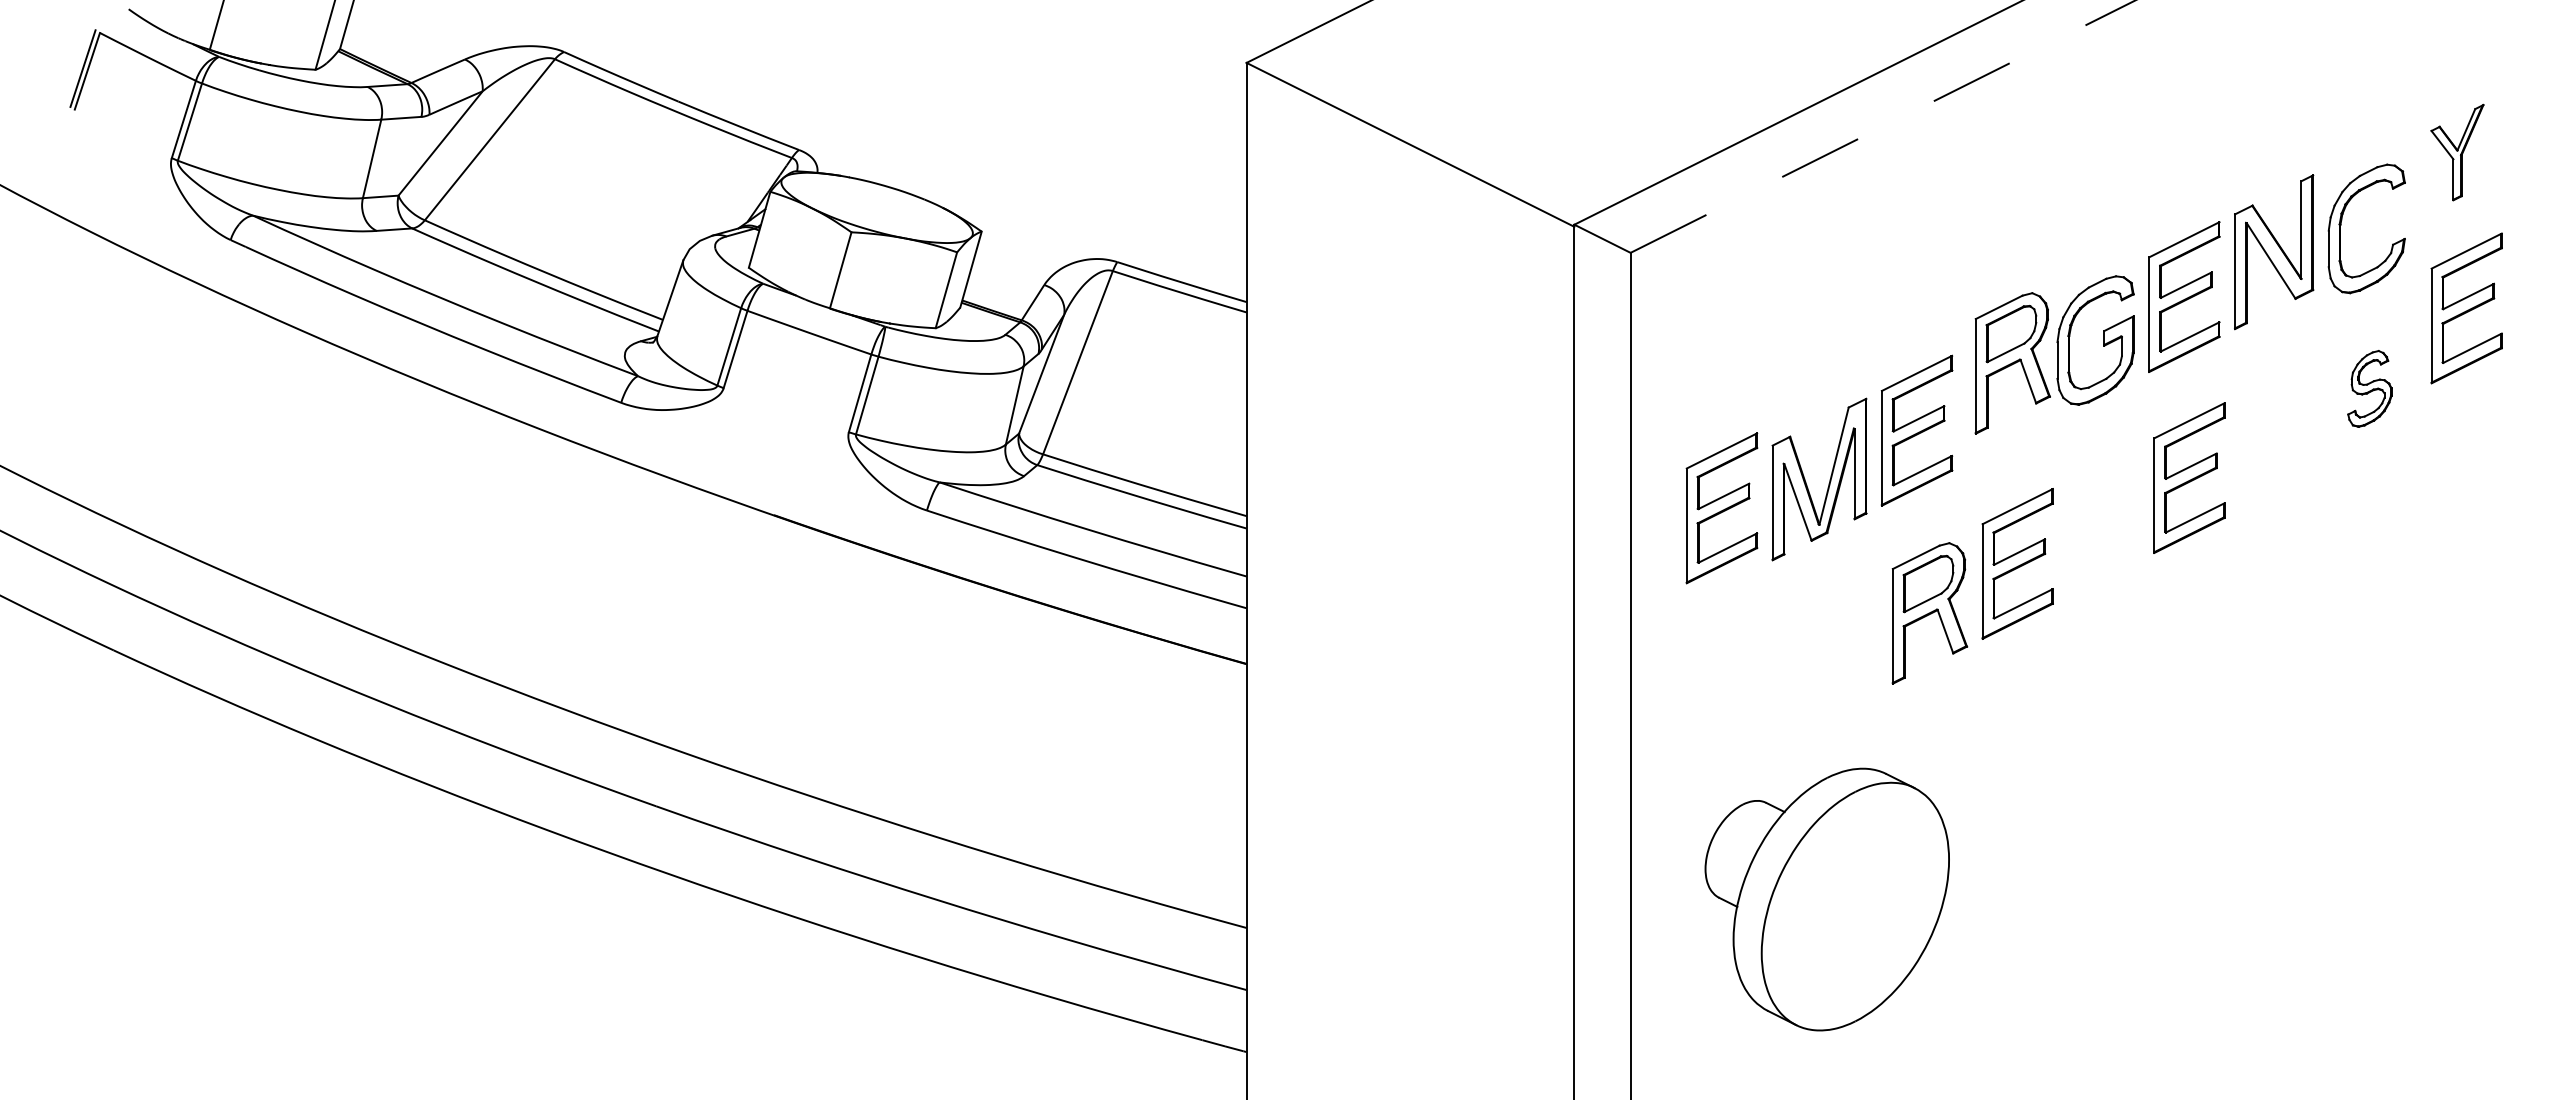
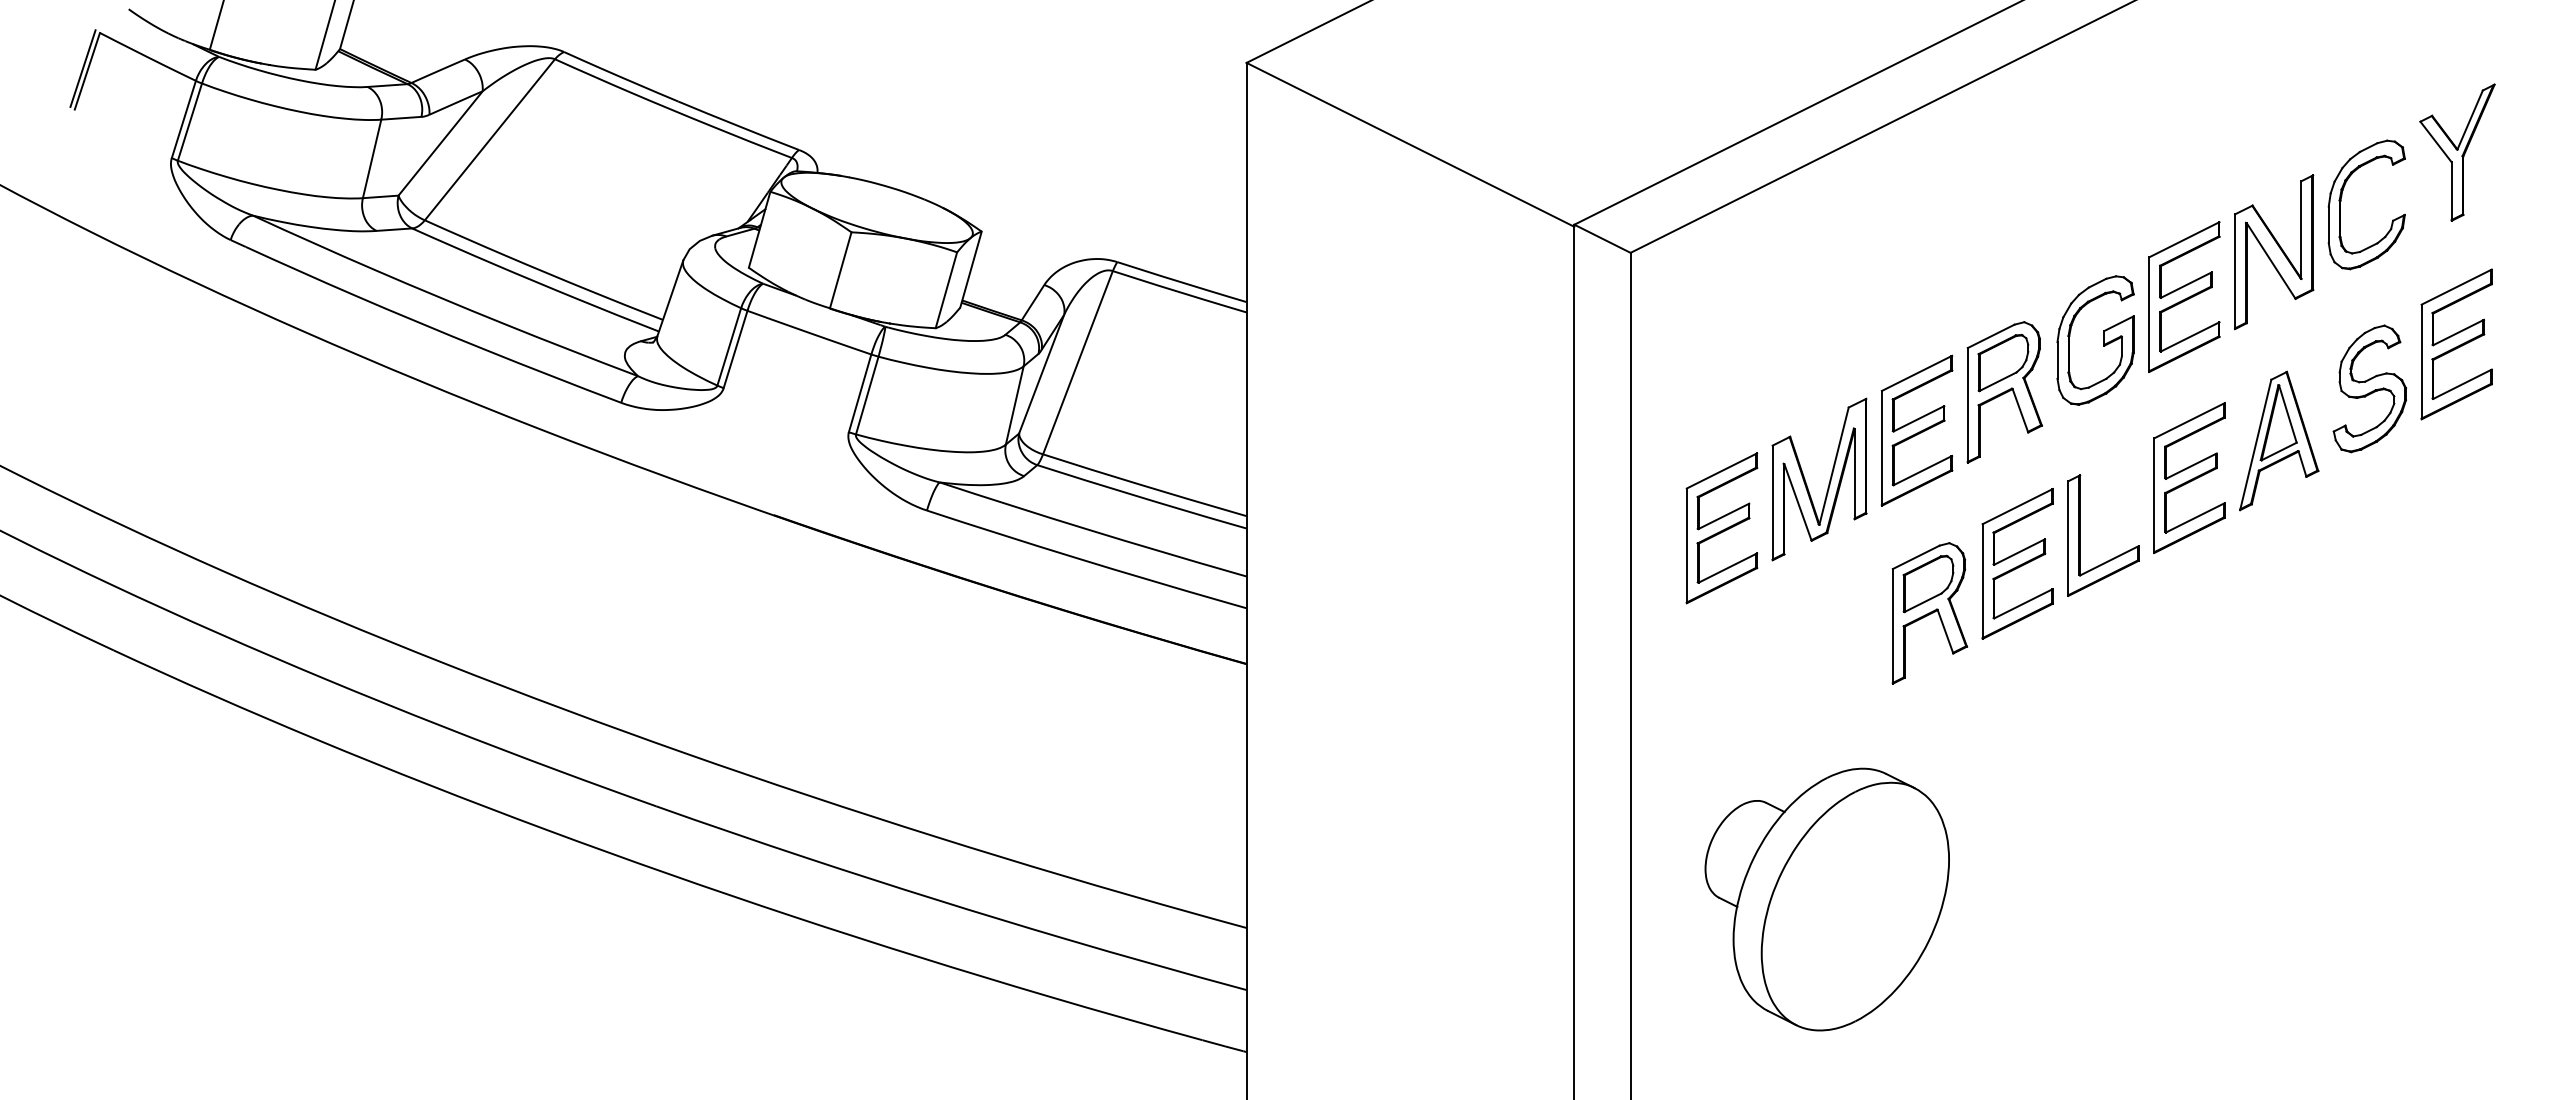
line: dashed -> solid (1883, 126)
part size: 55x99 px -> 77x139 px (2457, 152)
part position: (2341, 225) -> (2341, 201) (2341, 201)
part position: (2466, 308) -> (2456, 344) (2456, 344)
part position: (2012, 363) -> (2004, 392) (2004, 392)
part size: 46x78 px -> 76x130 px (2369, 388)
part: none -> present (2279, 440)
part position: (1721, 508) -> (1721, 528) (1721, 528)
part: none -> present (2080, 535)
